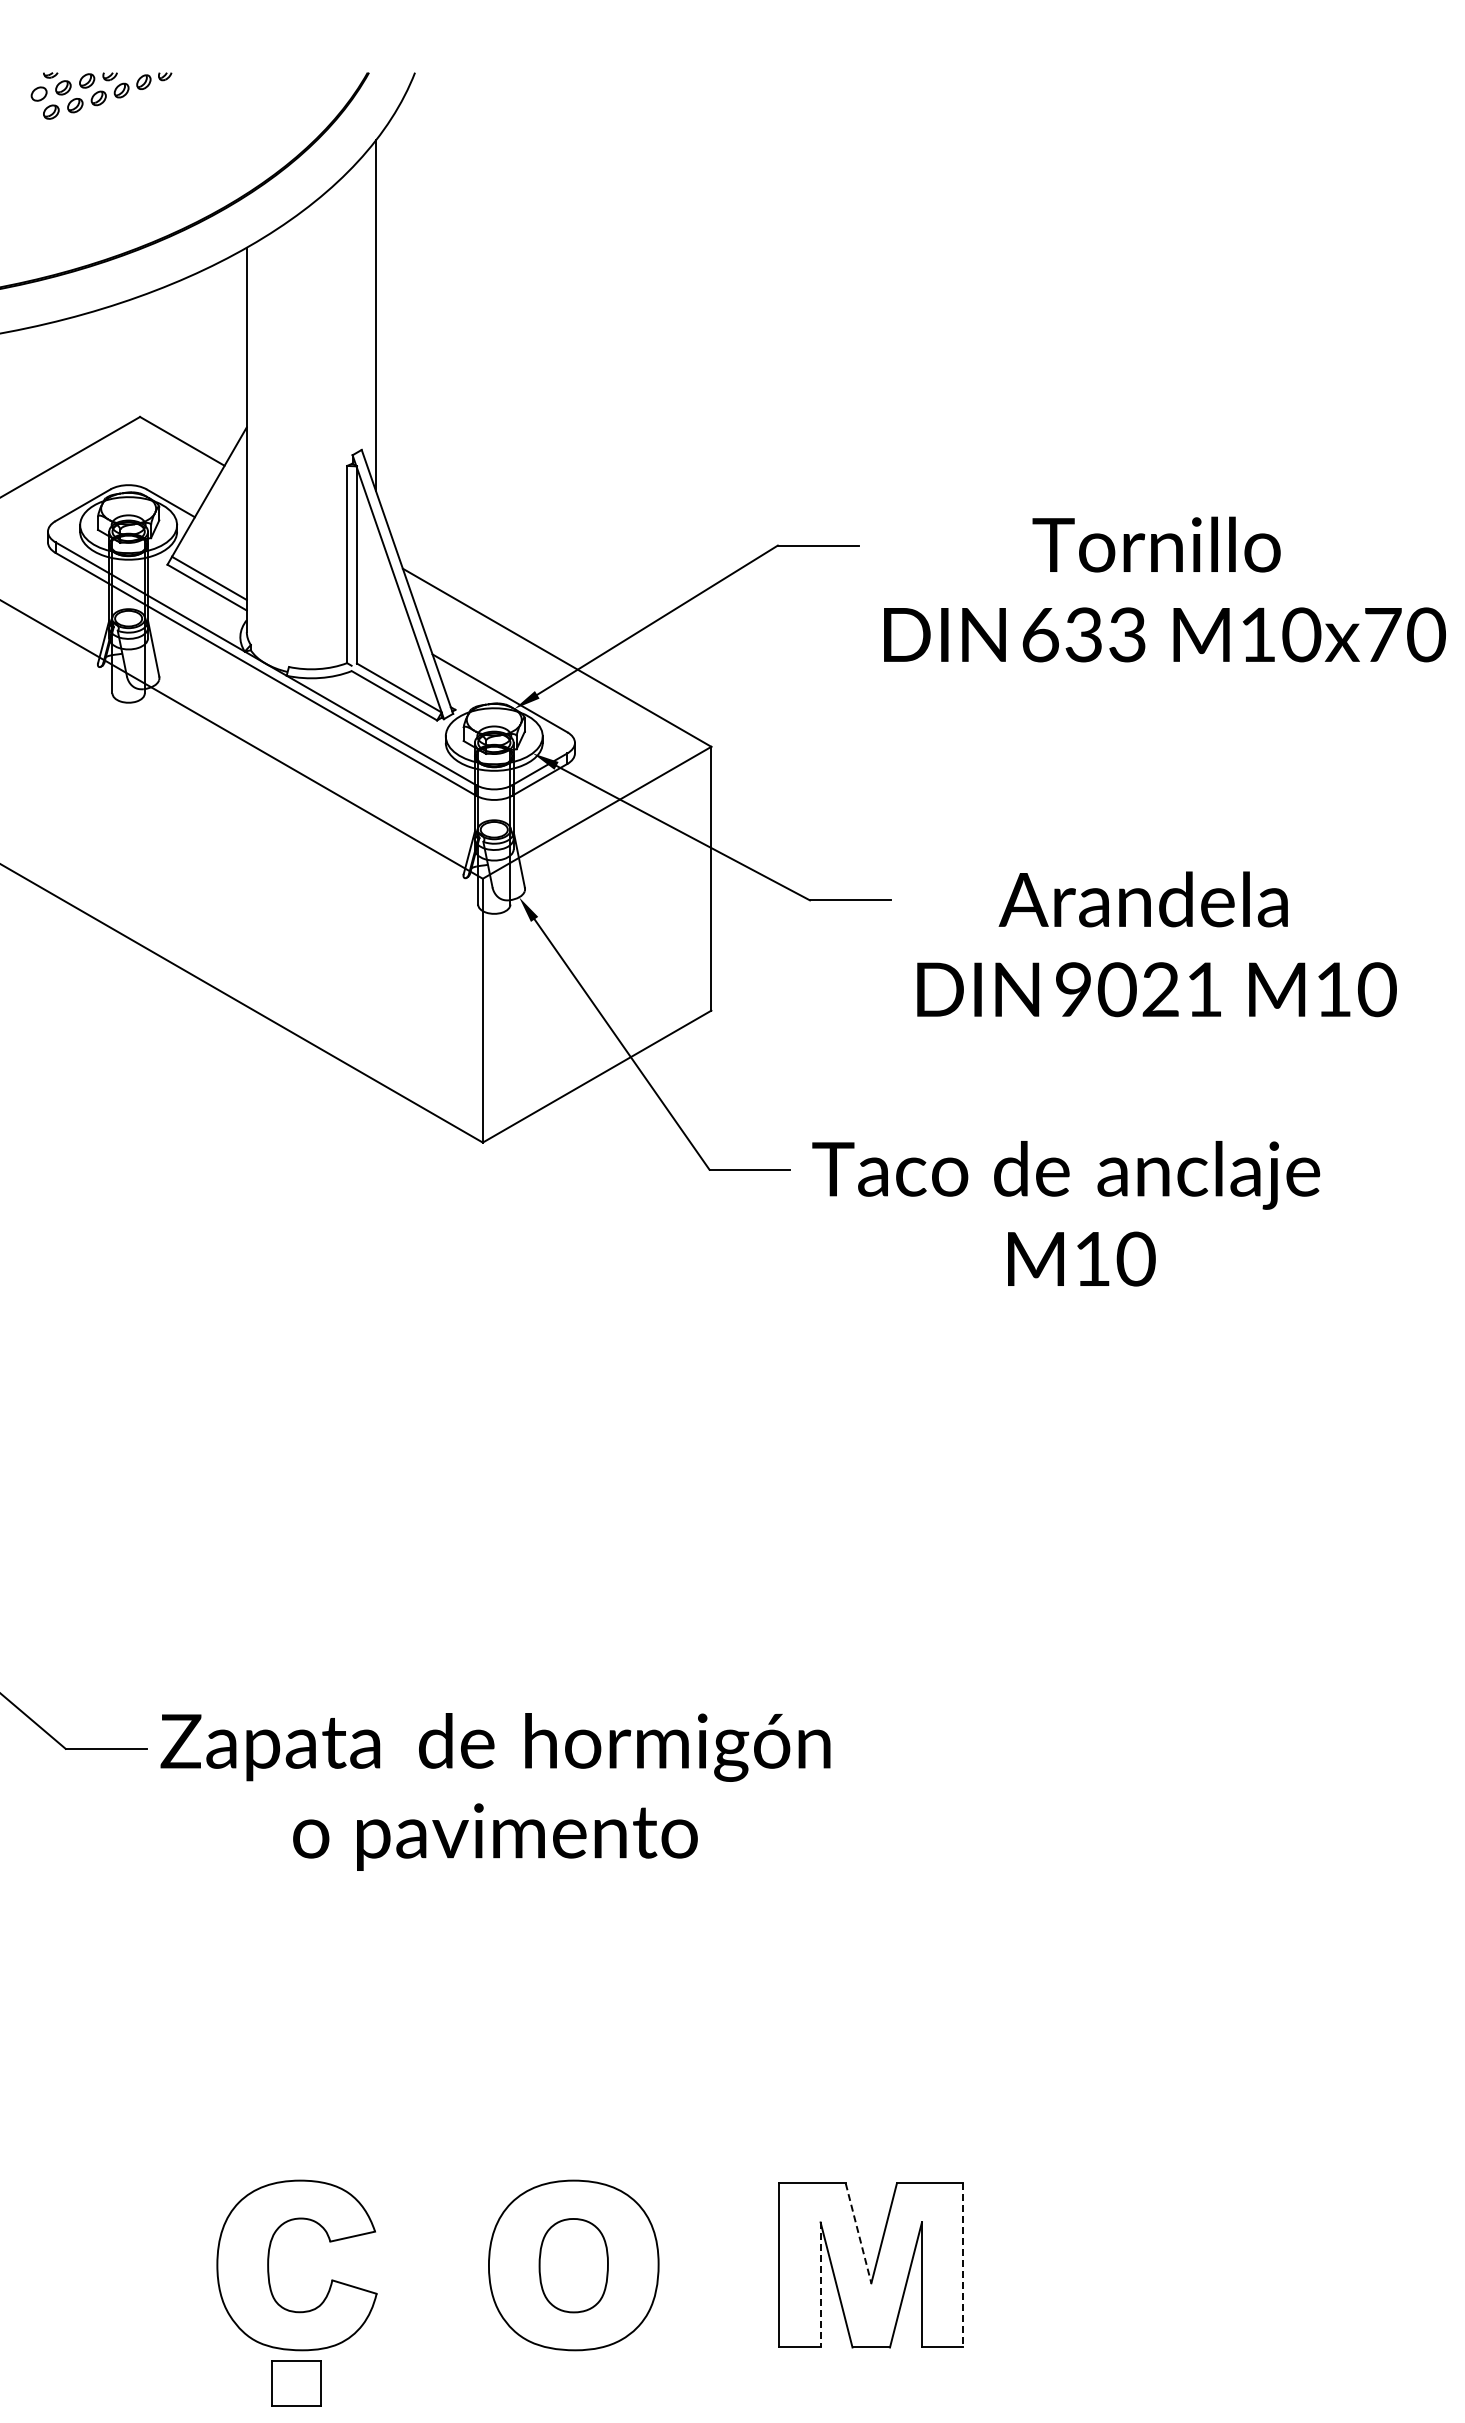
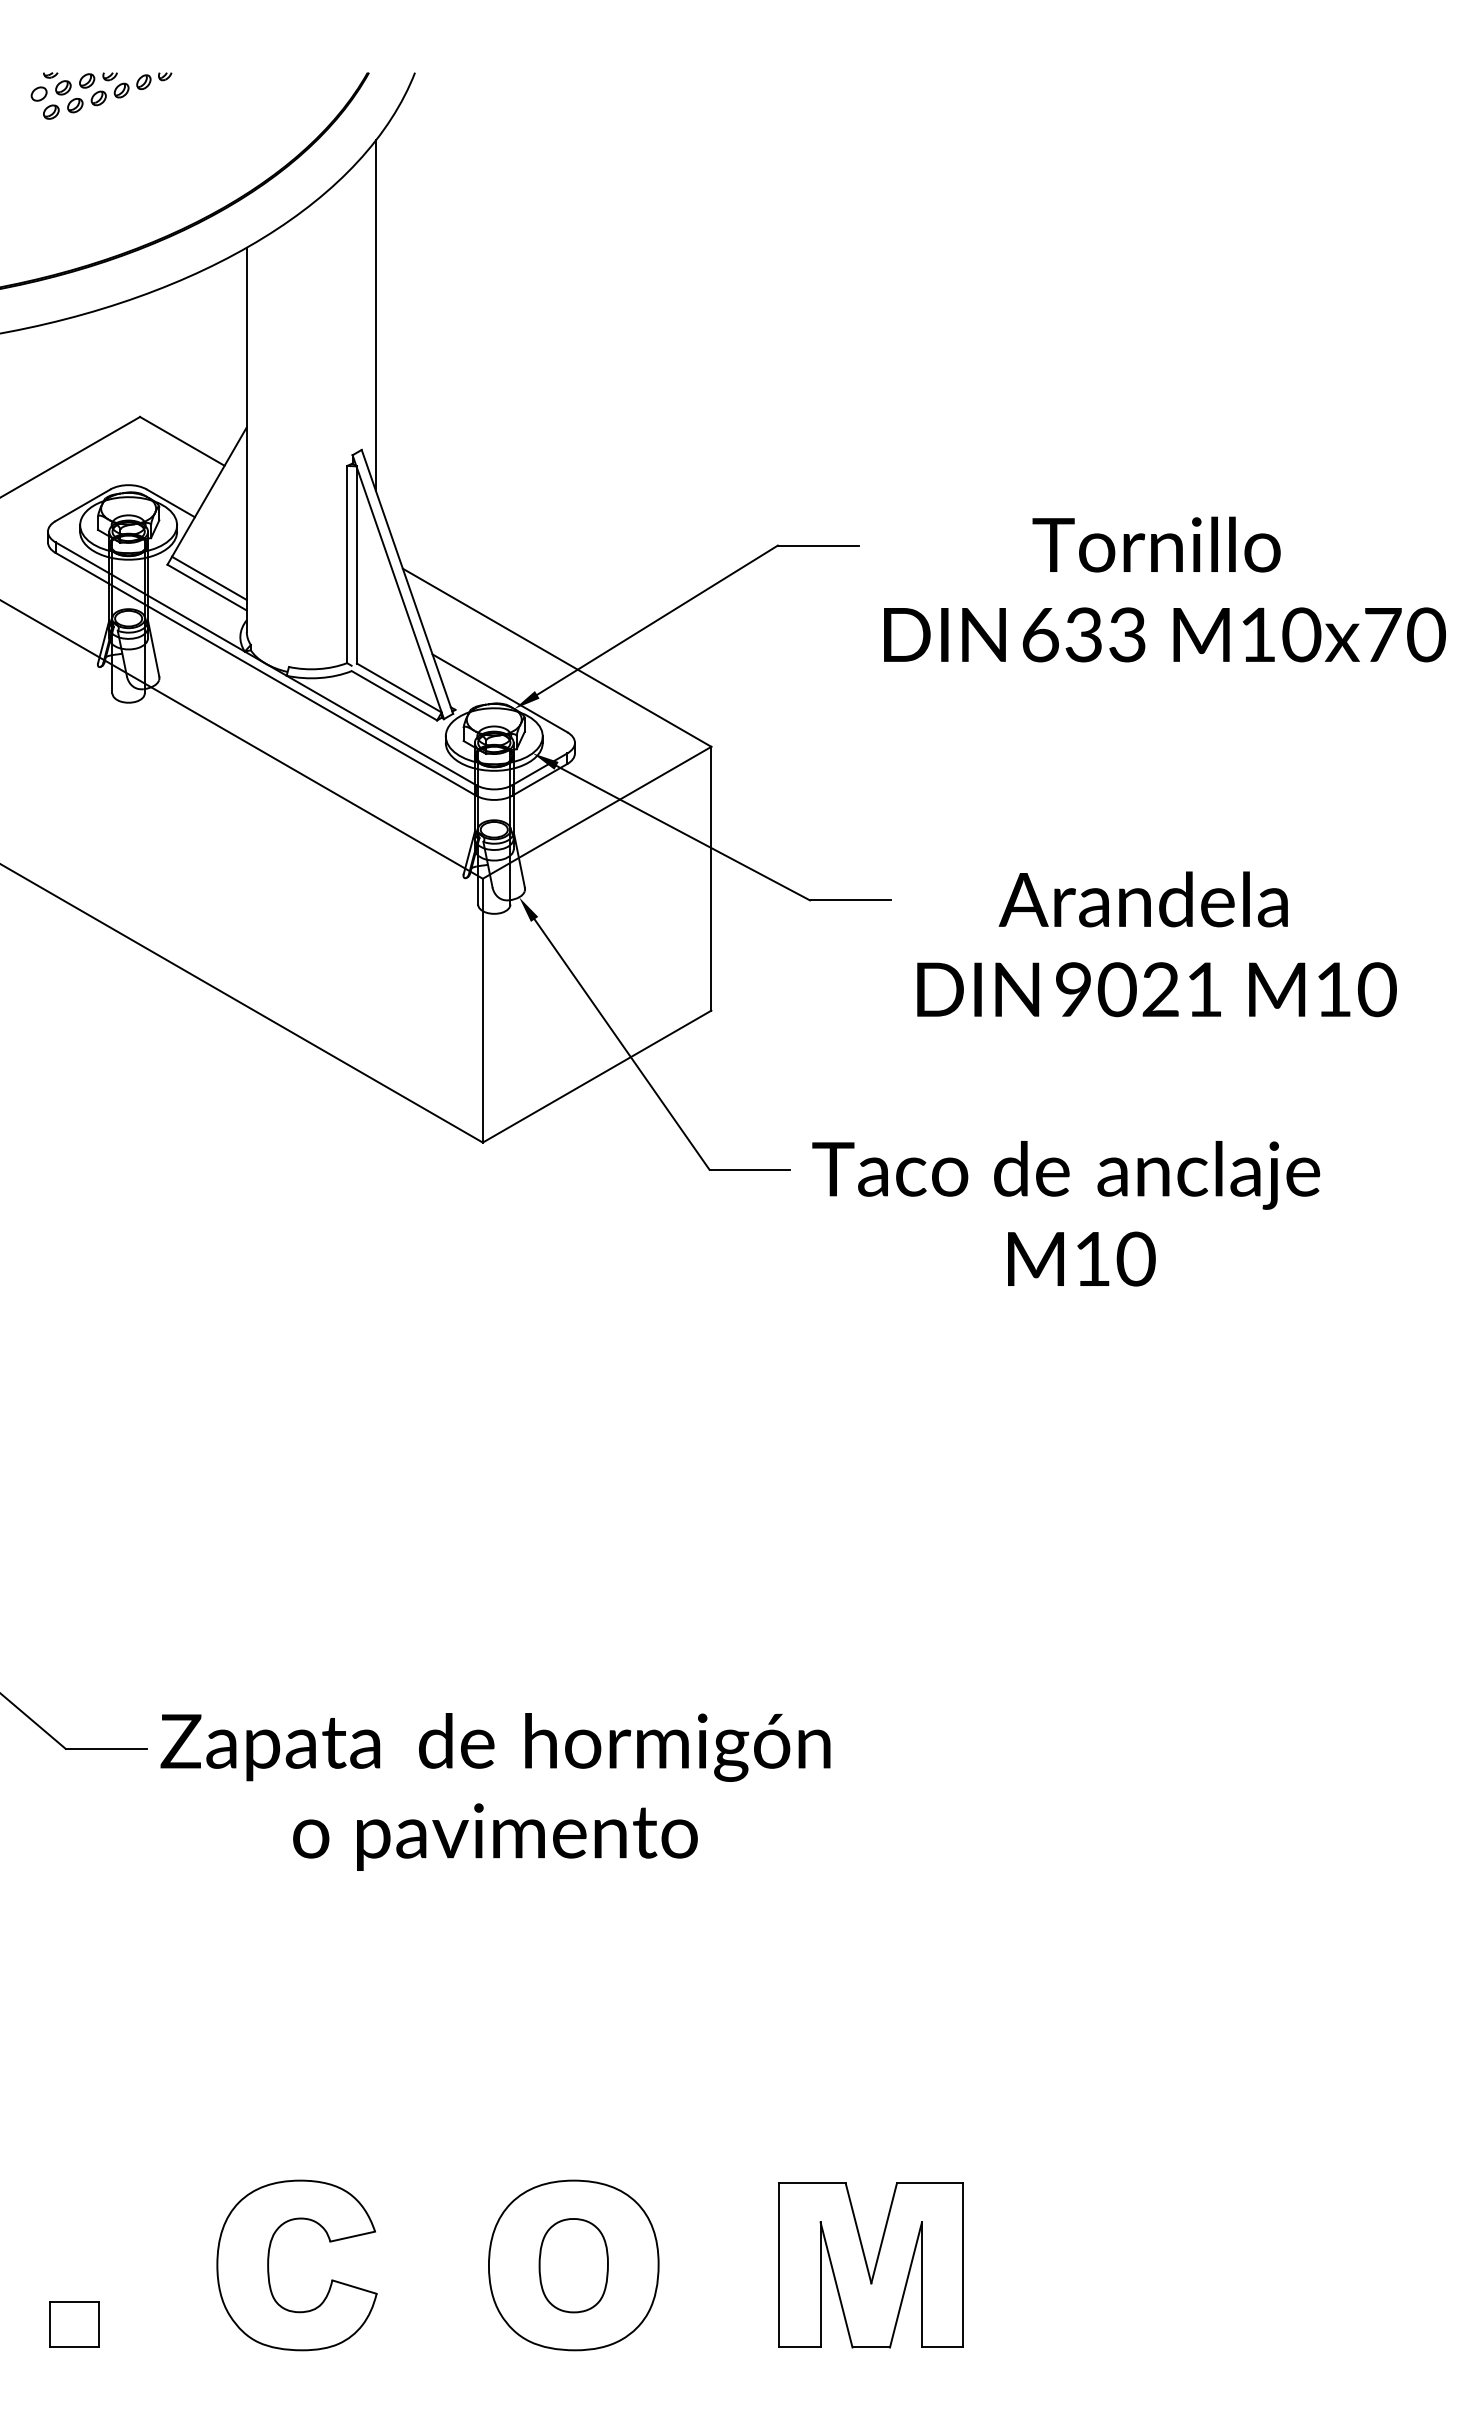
line: dashed -> solid (858, 2233)
line: dashed -> solid (963, 2265)
line: dashed -> solid (820, 2284)
part position: (296, 2383) -> (74, 2324) (74, 2324)
